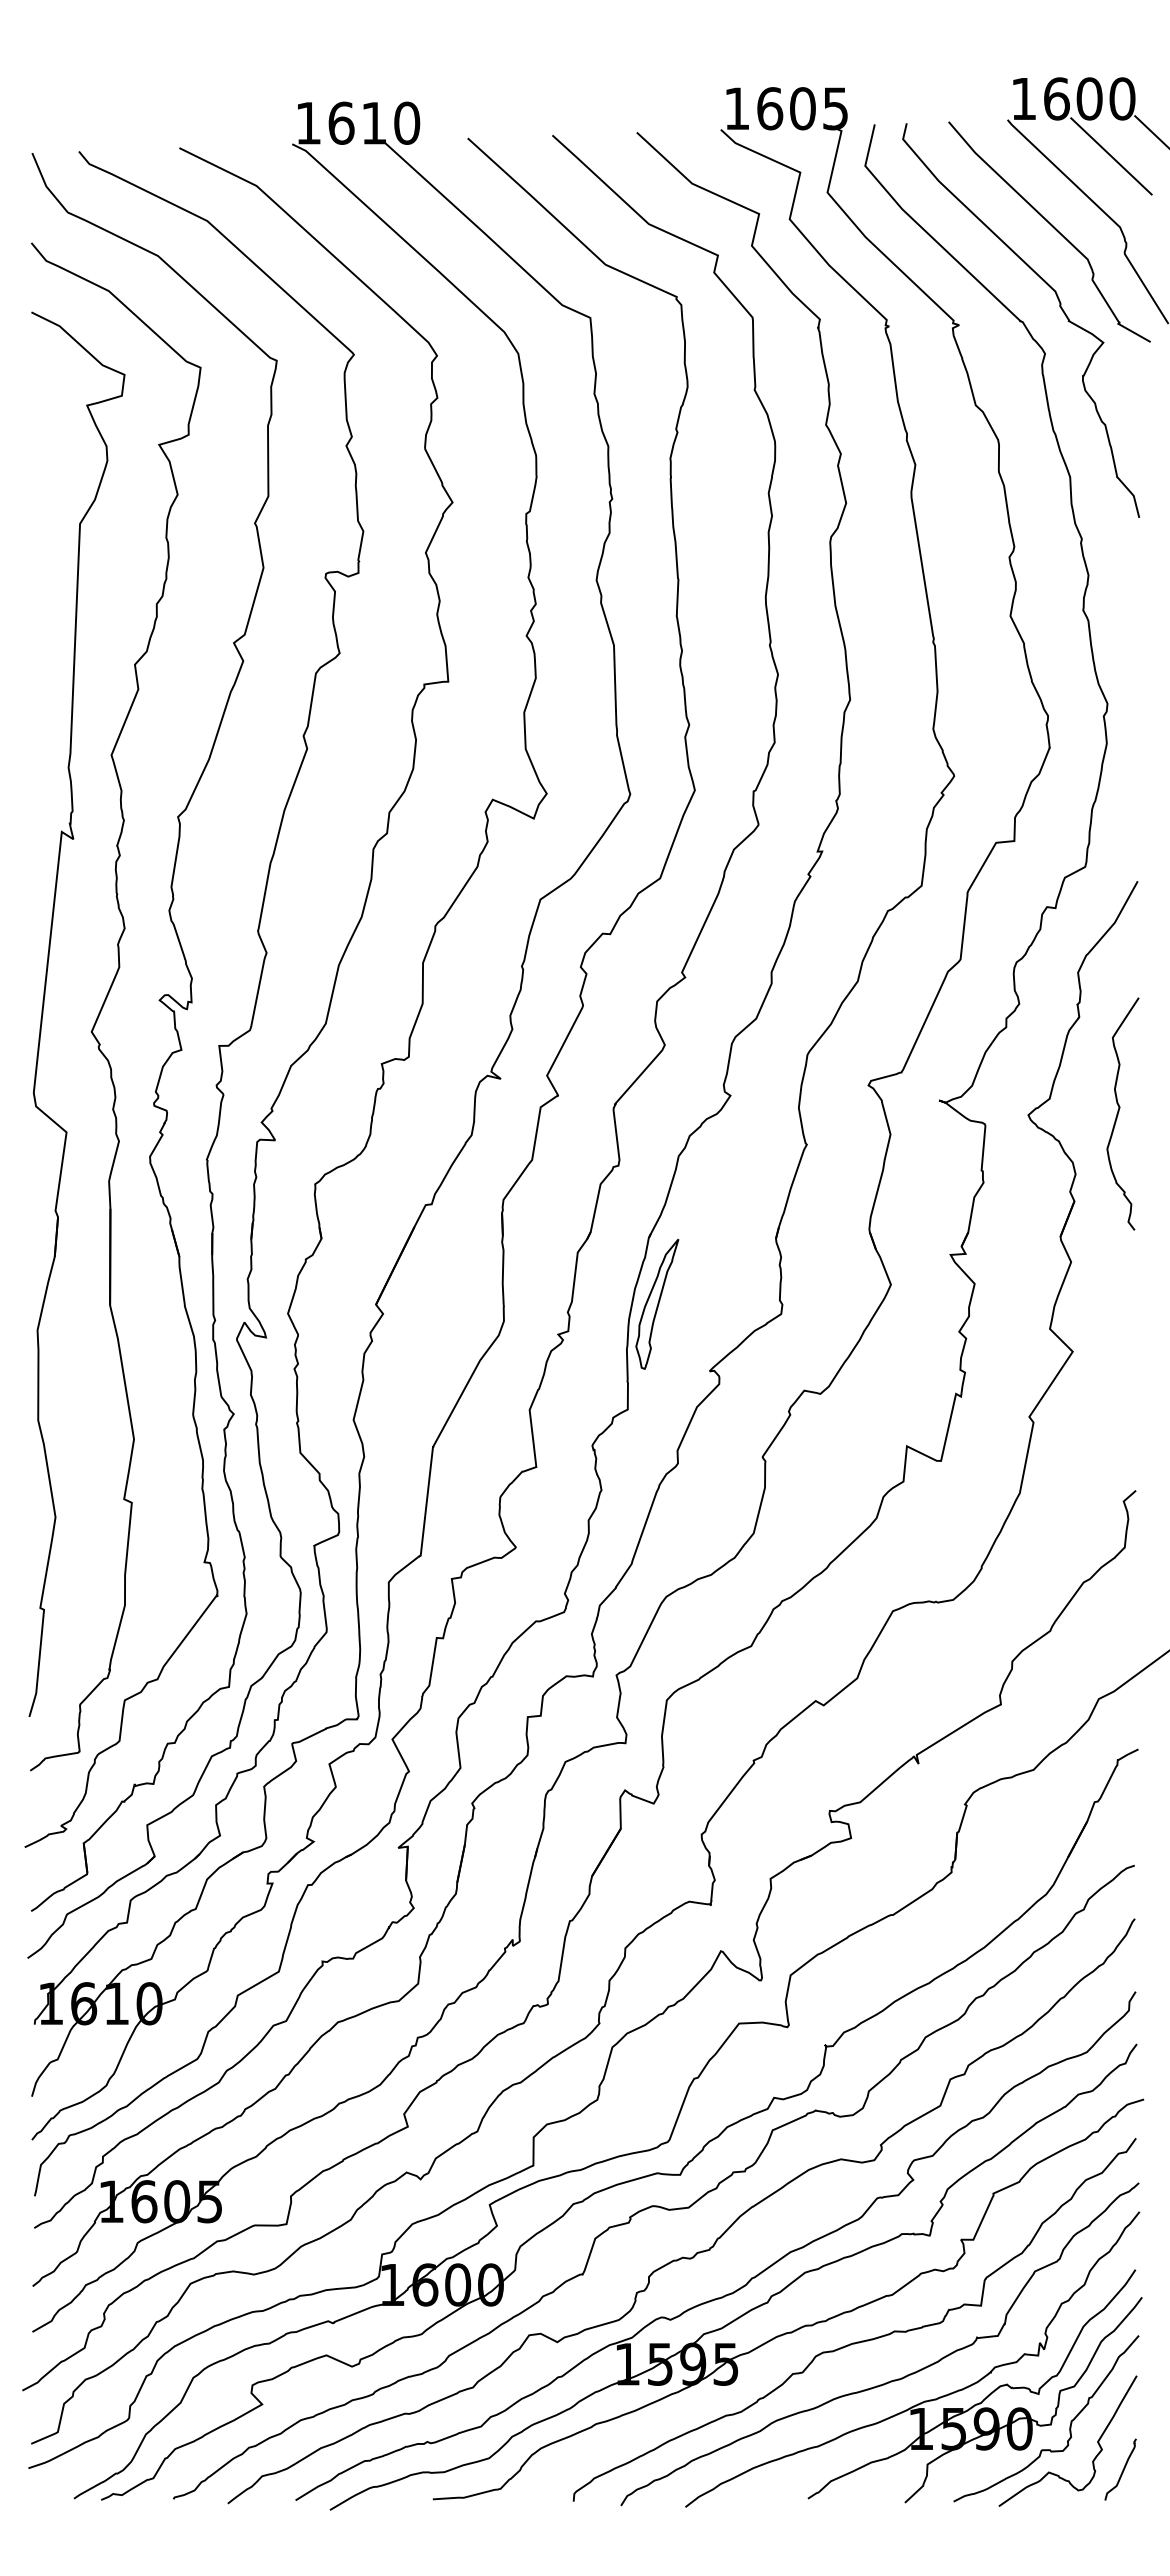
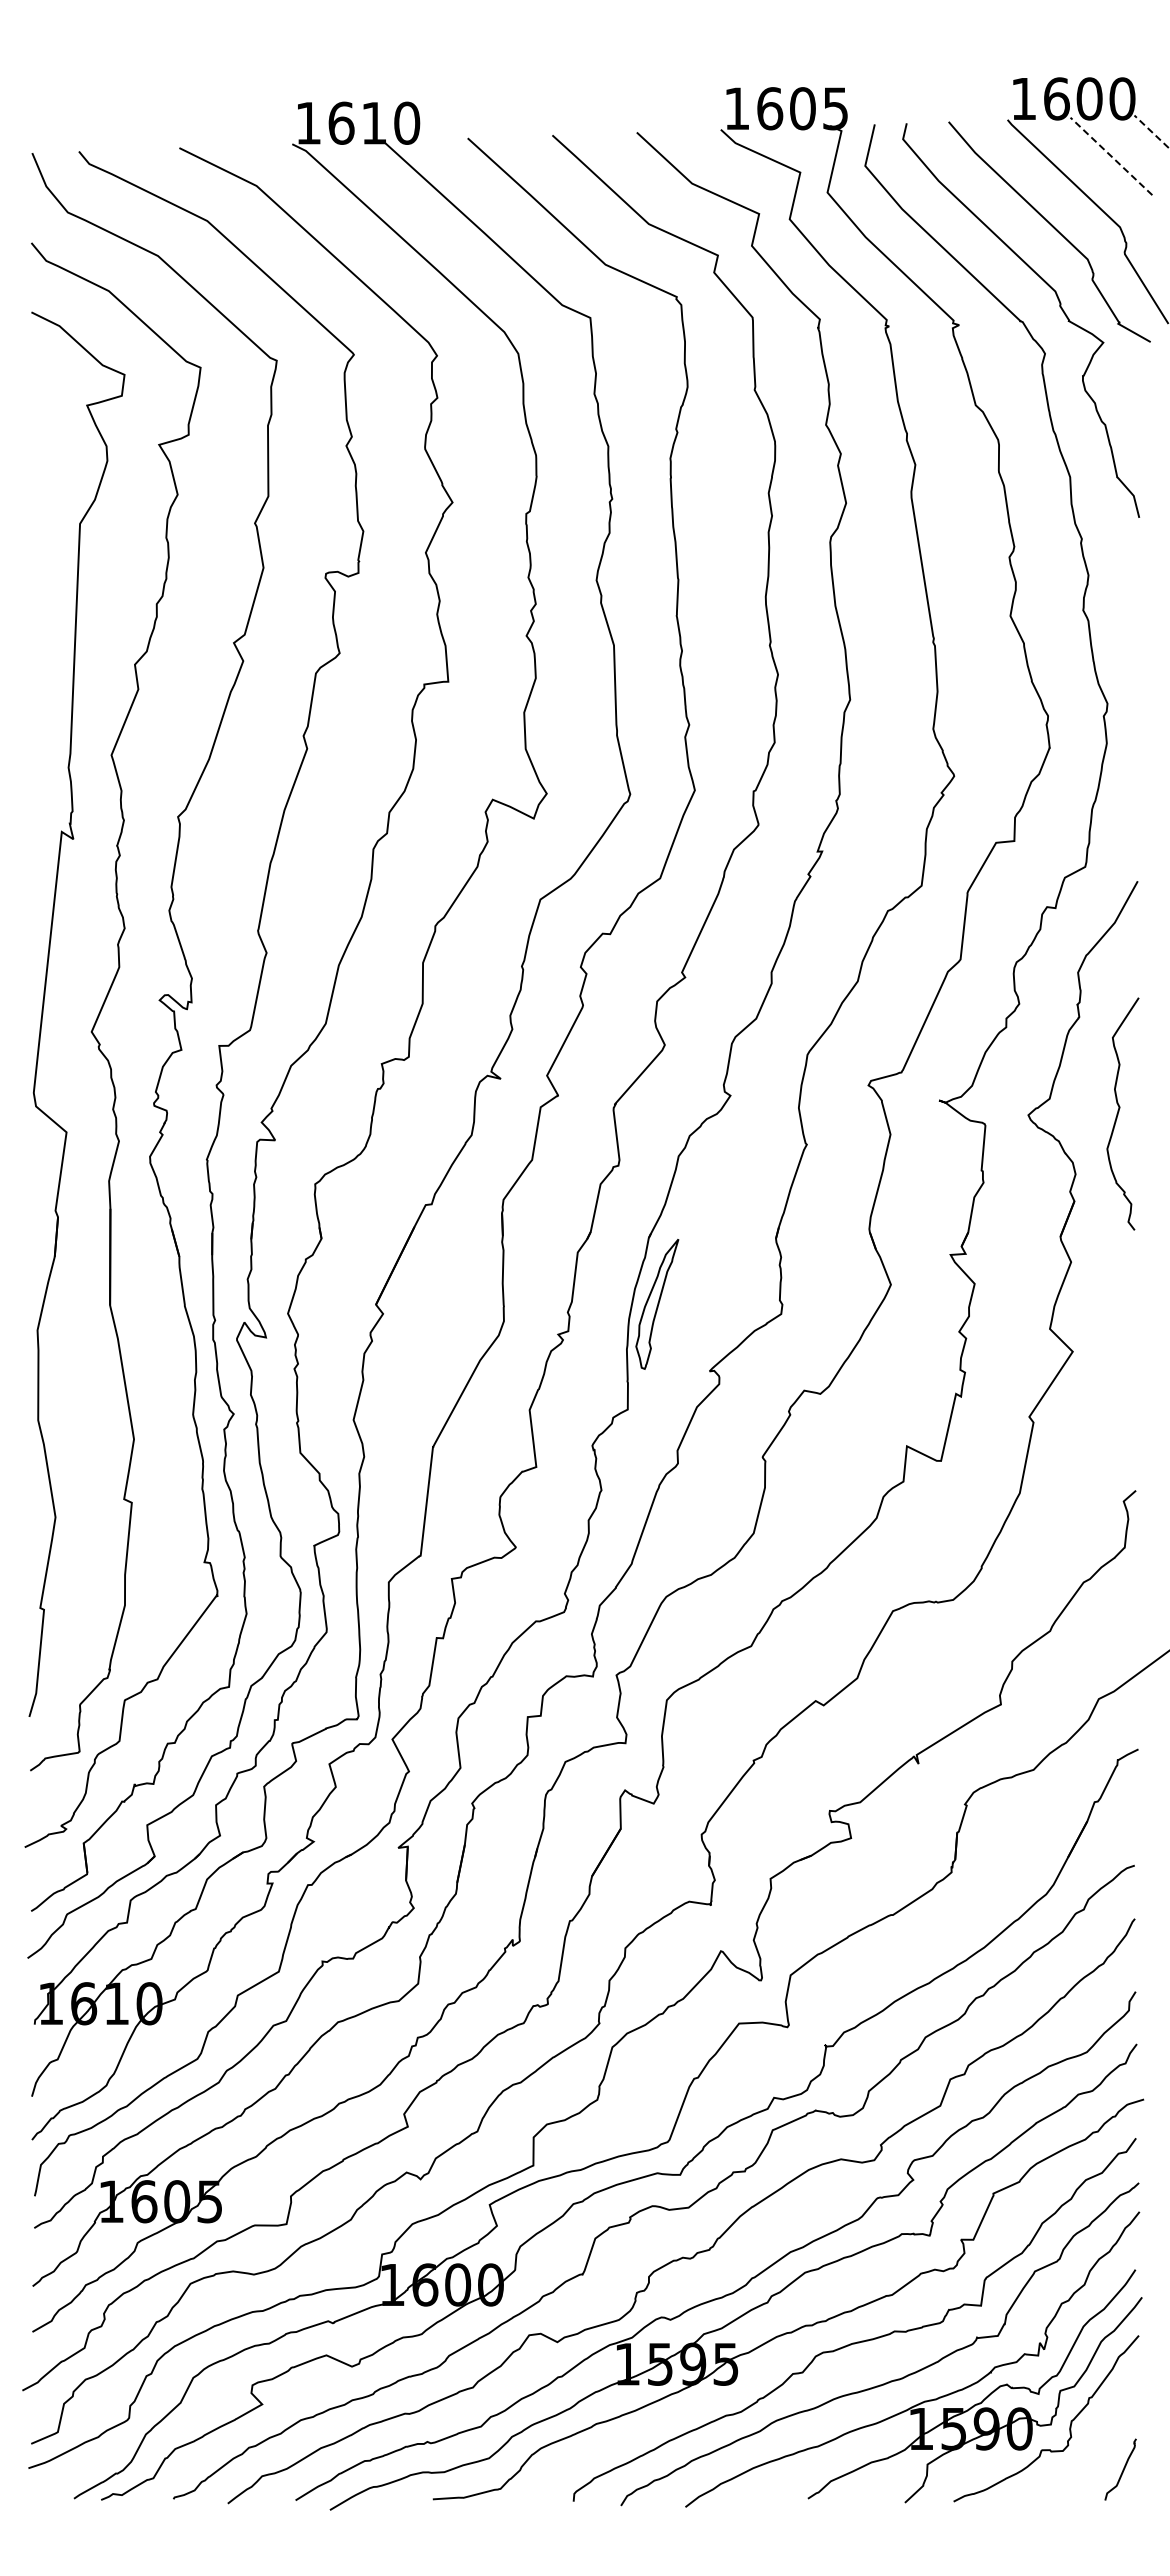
line: solid -> dashed (1151, 131)
line: solid -> dashed (1111, 156)
curve: present -> none (1097, 2440)
